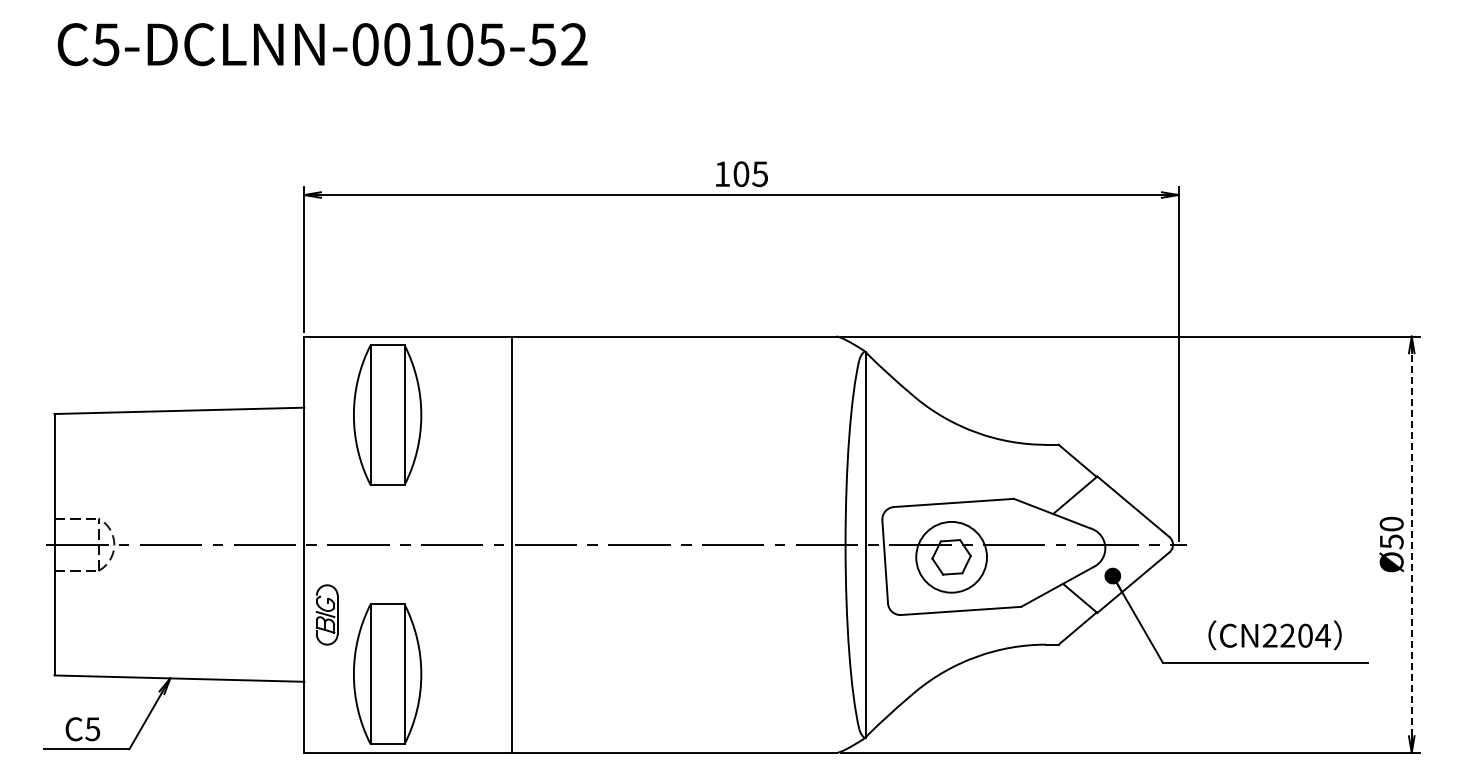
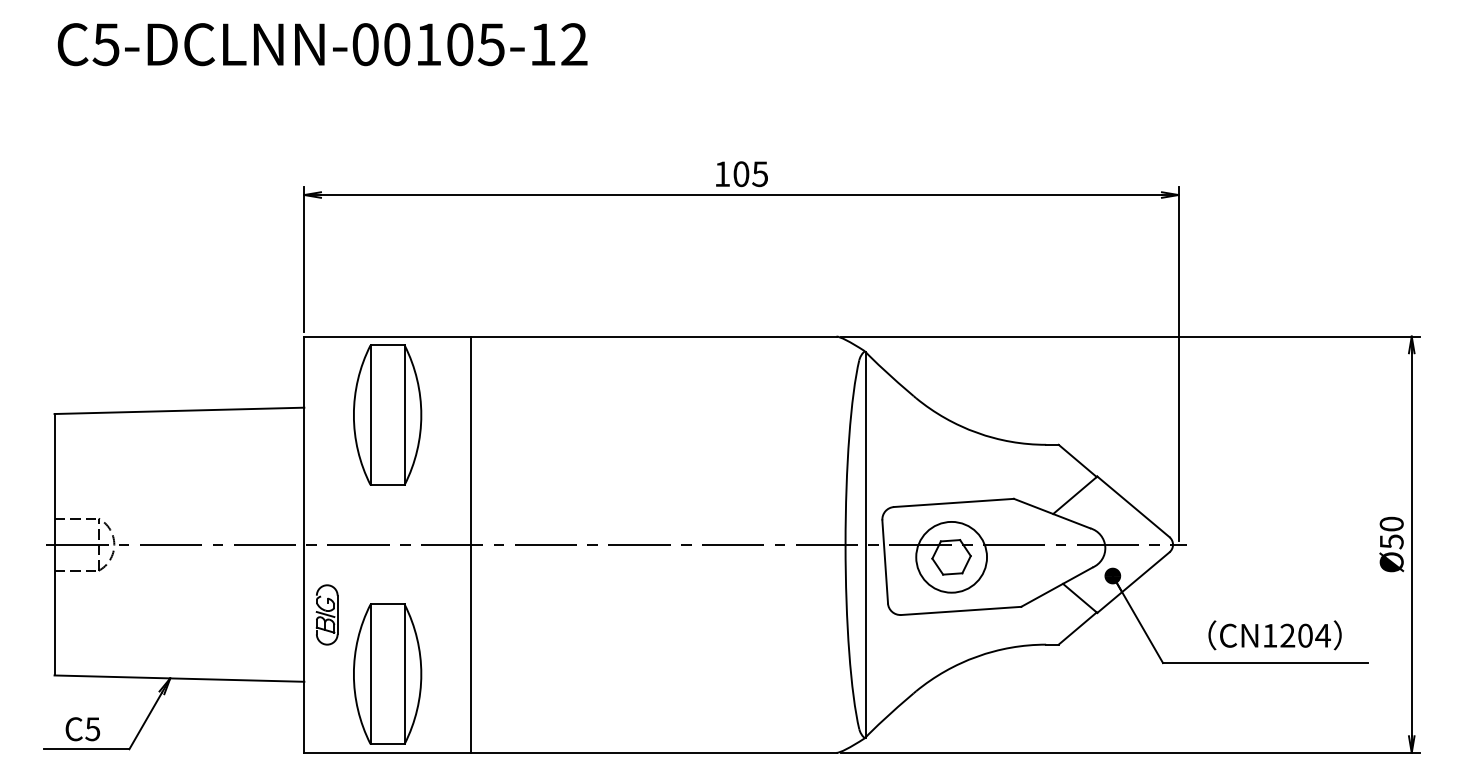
text: C5-DCLNN-00105-52 -> C5-DCLNN-00105-12 (542, 44)
line position: (511, 544) -> (470, 544) (470, 544)
line: dashed -> solid (1411, 544)
text: CN2204 -> CN1204 (1269, 635)
